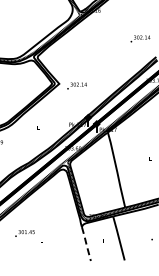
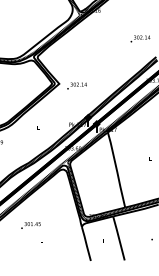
text position: (24, 233) -> (30, 225) (30, 225)
line: dashed -> solid (86, 244)
